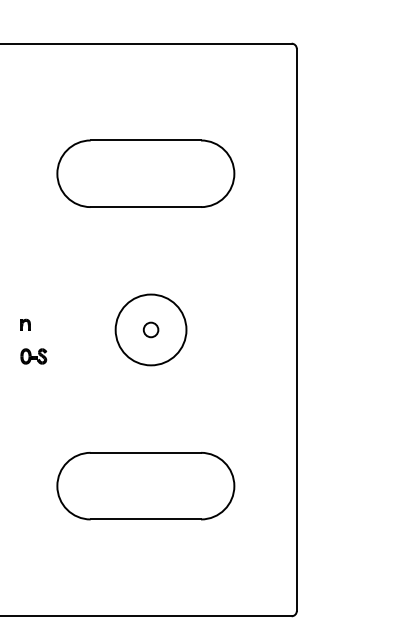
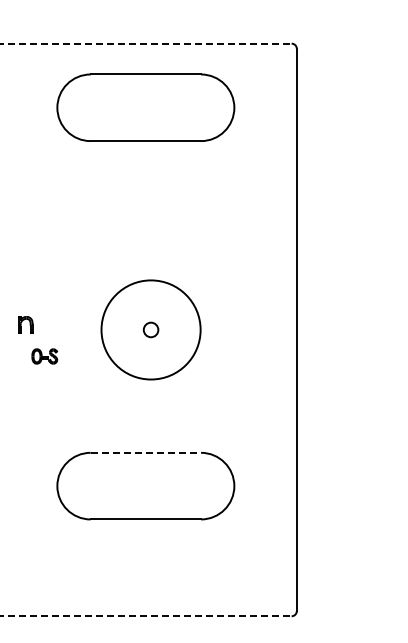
line: solid -> dashed (145, 43)
part position: (145, 173) -> (145, 107) (145, 107)
part size: 11x13 px -> 16x18 px (25, 324)
circle diameter: 71 px -> 99 px (150, 329)
part position: (33, 356) -> (44, 356) (44, 356)
line: solid -> dashed (146, 452)
line: solid -> dashed (145, 616)
